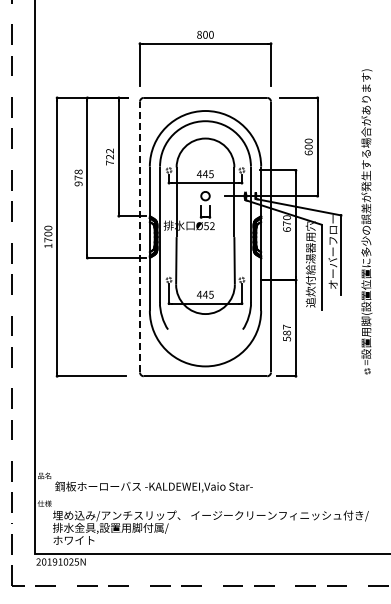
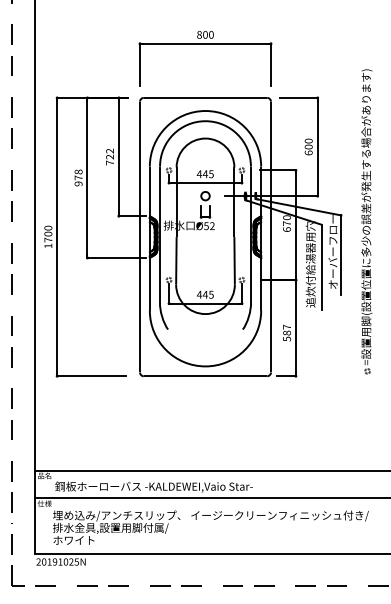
line: dashed -> solid (140, 236)
line: none -> present (211, 470)
line: none -> present (211, 498)
